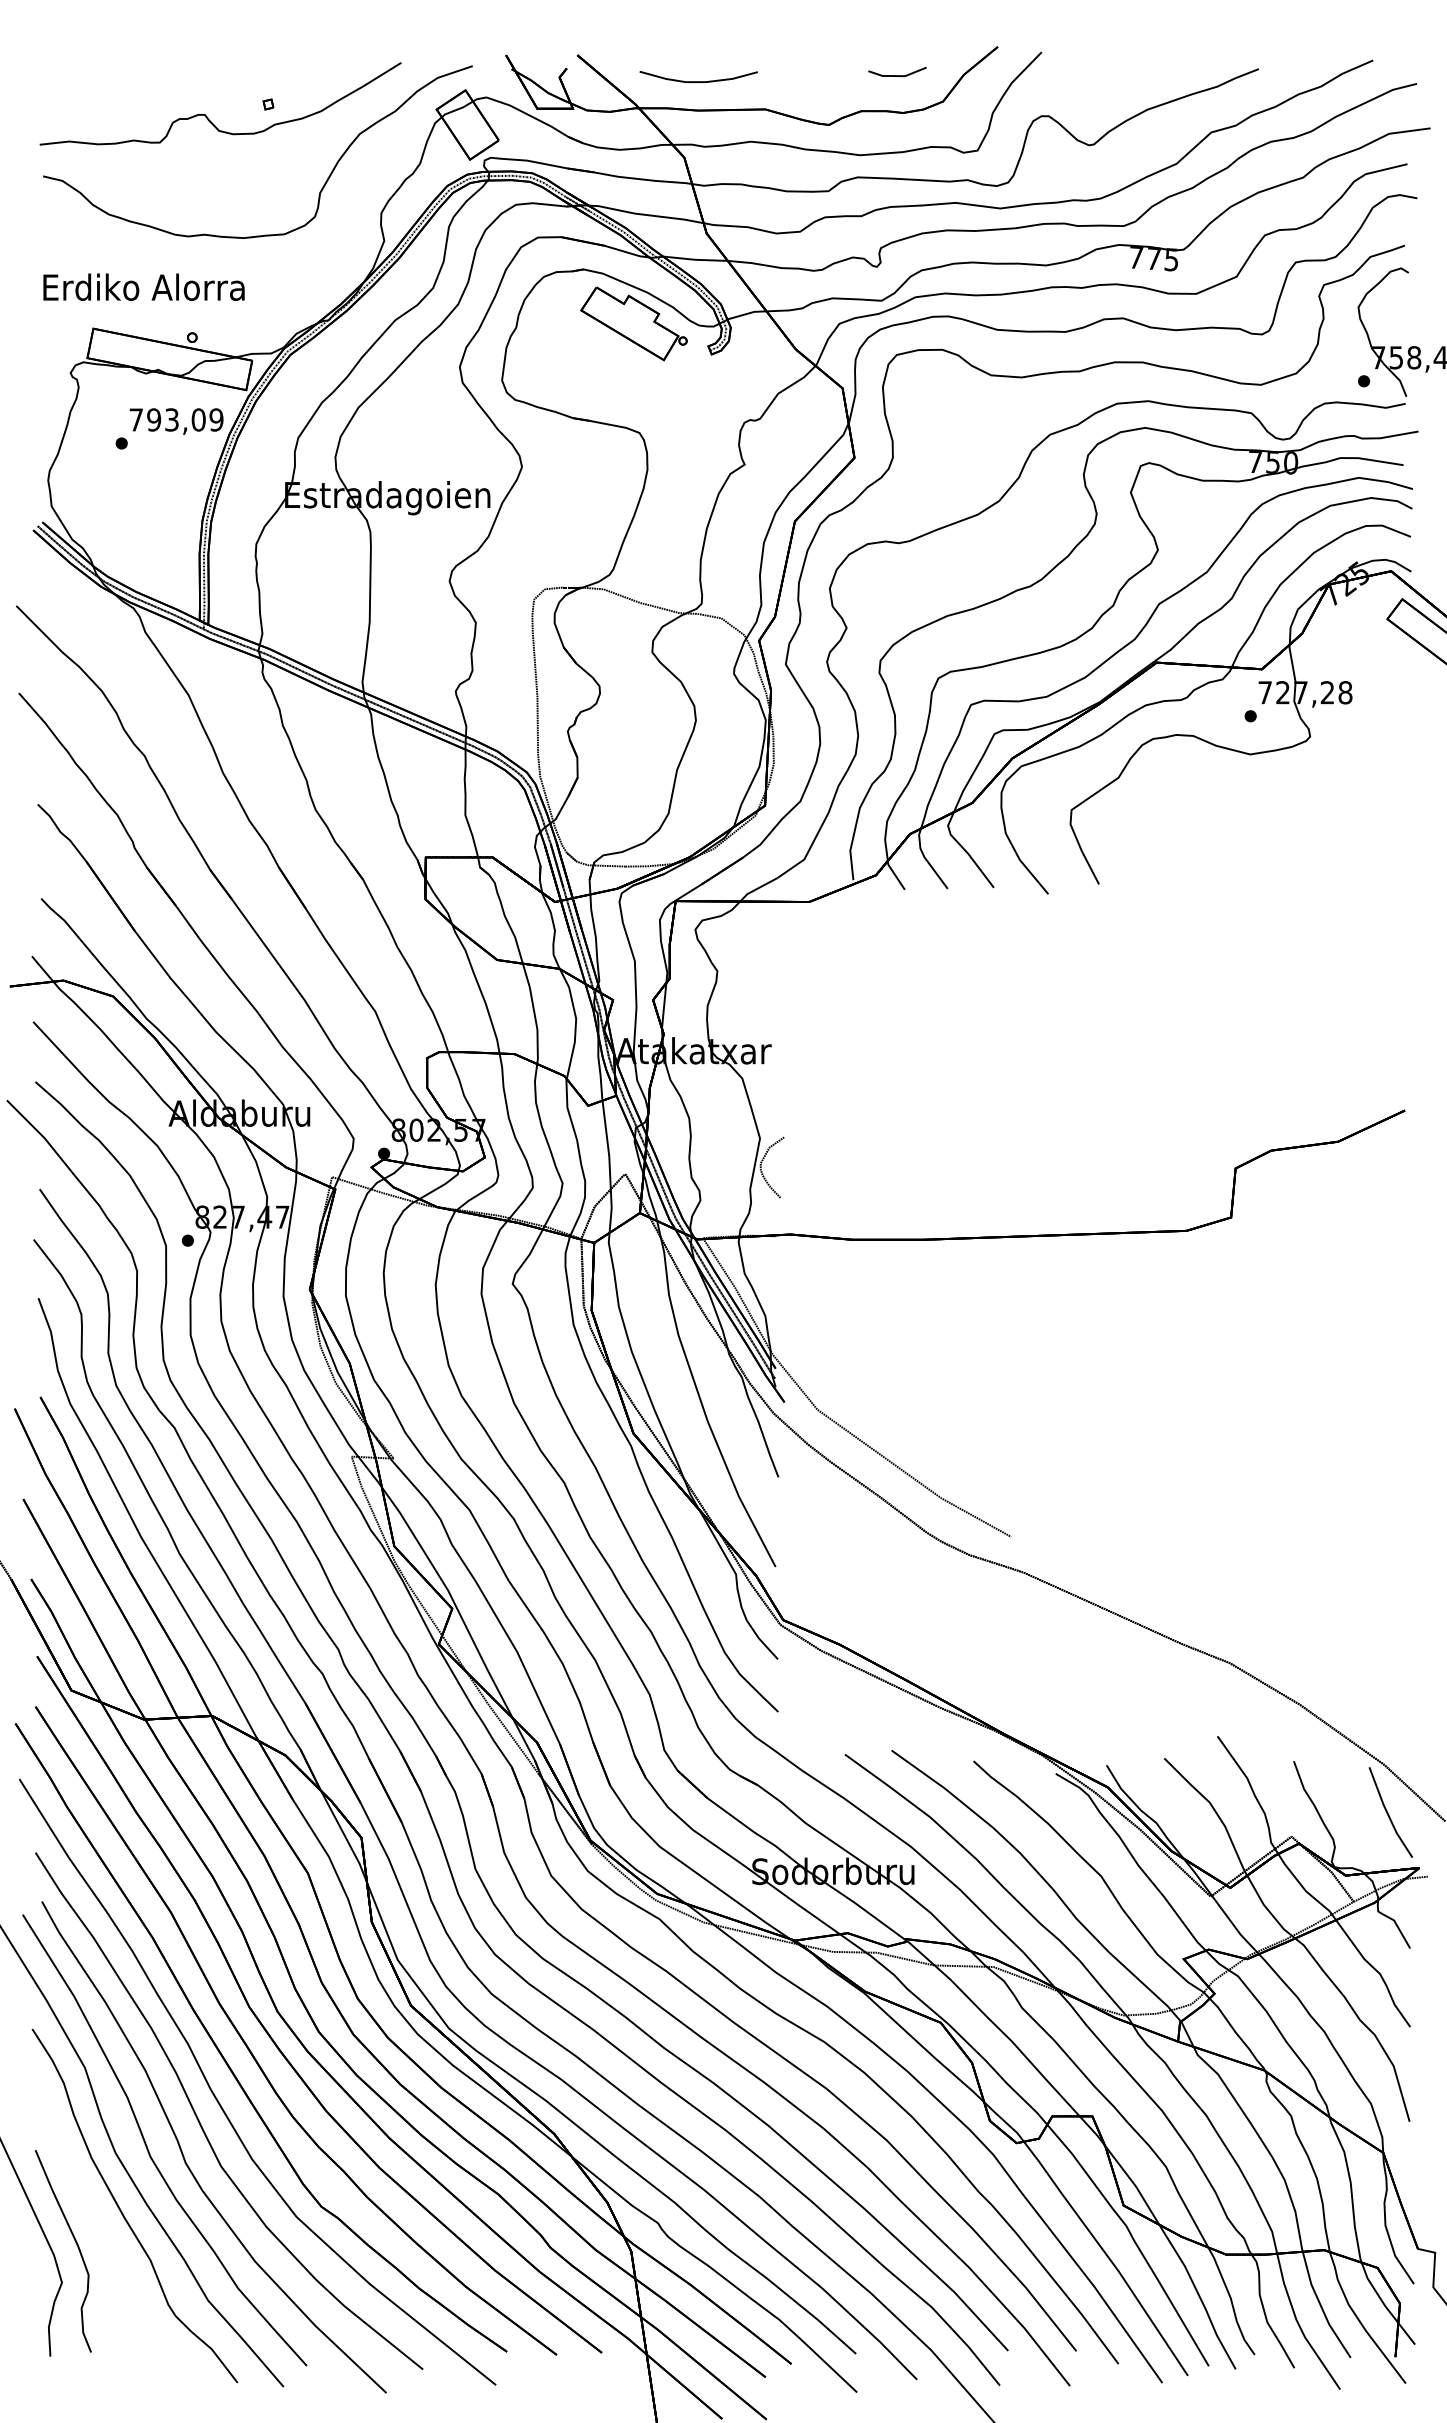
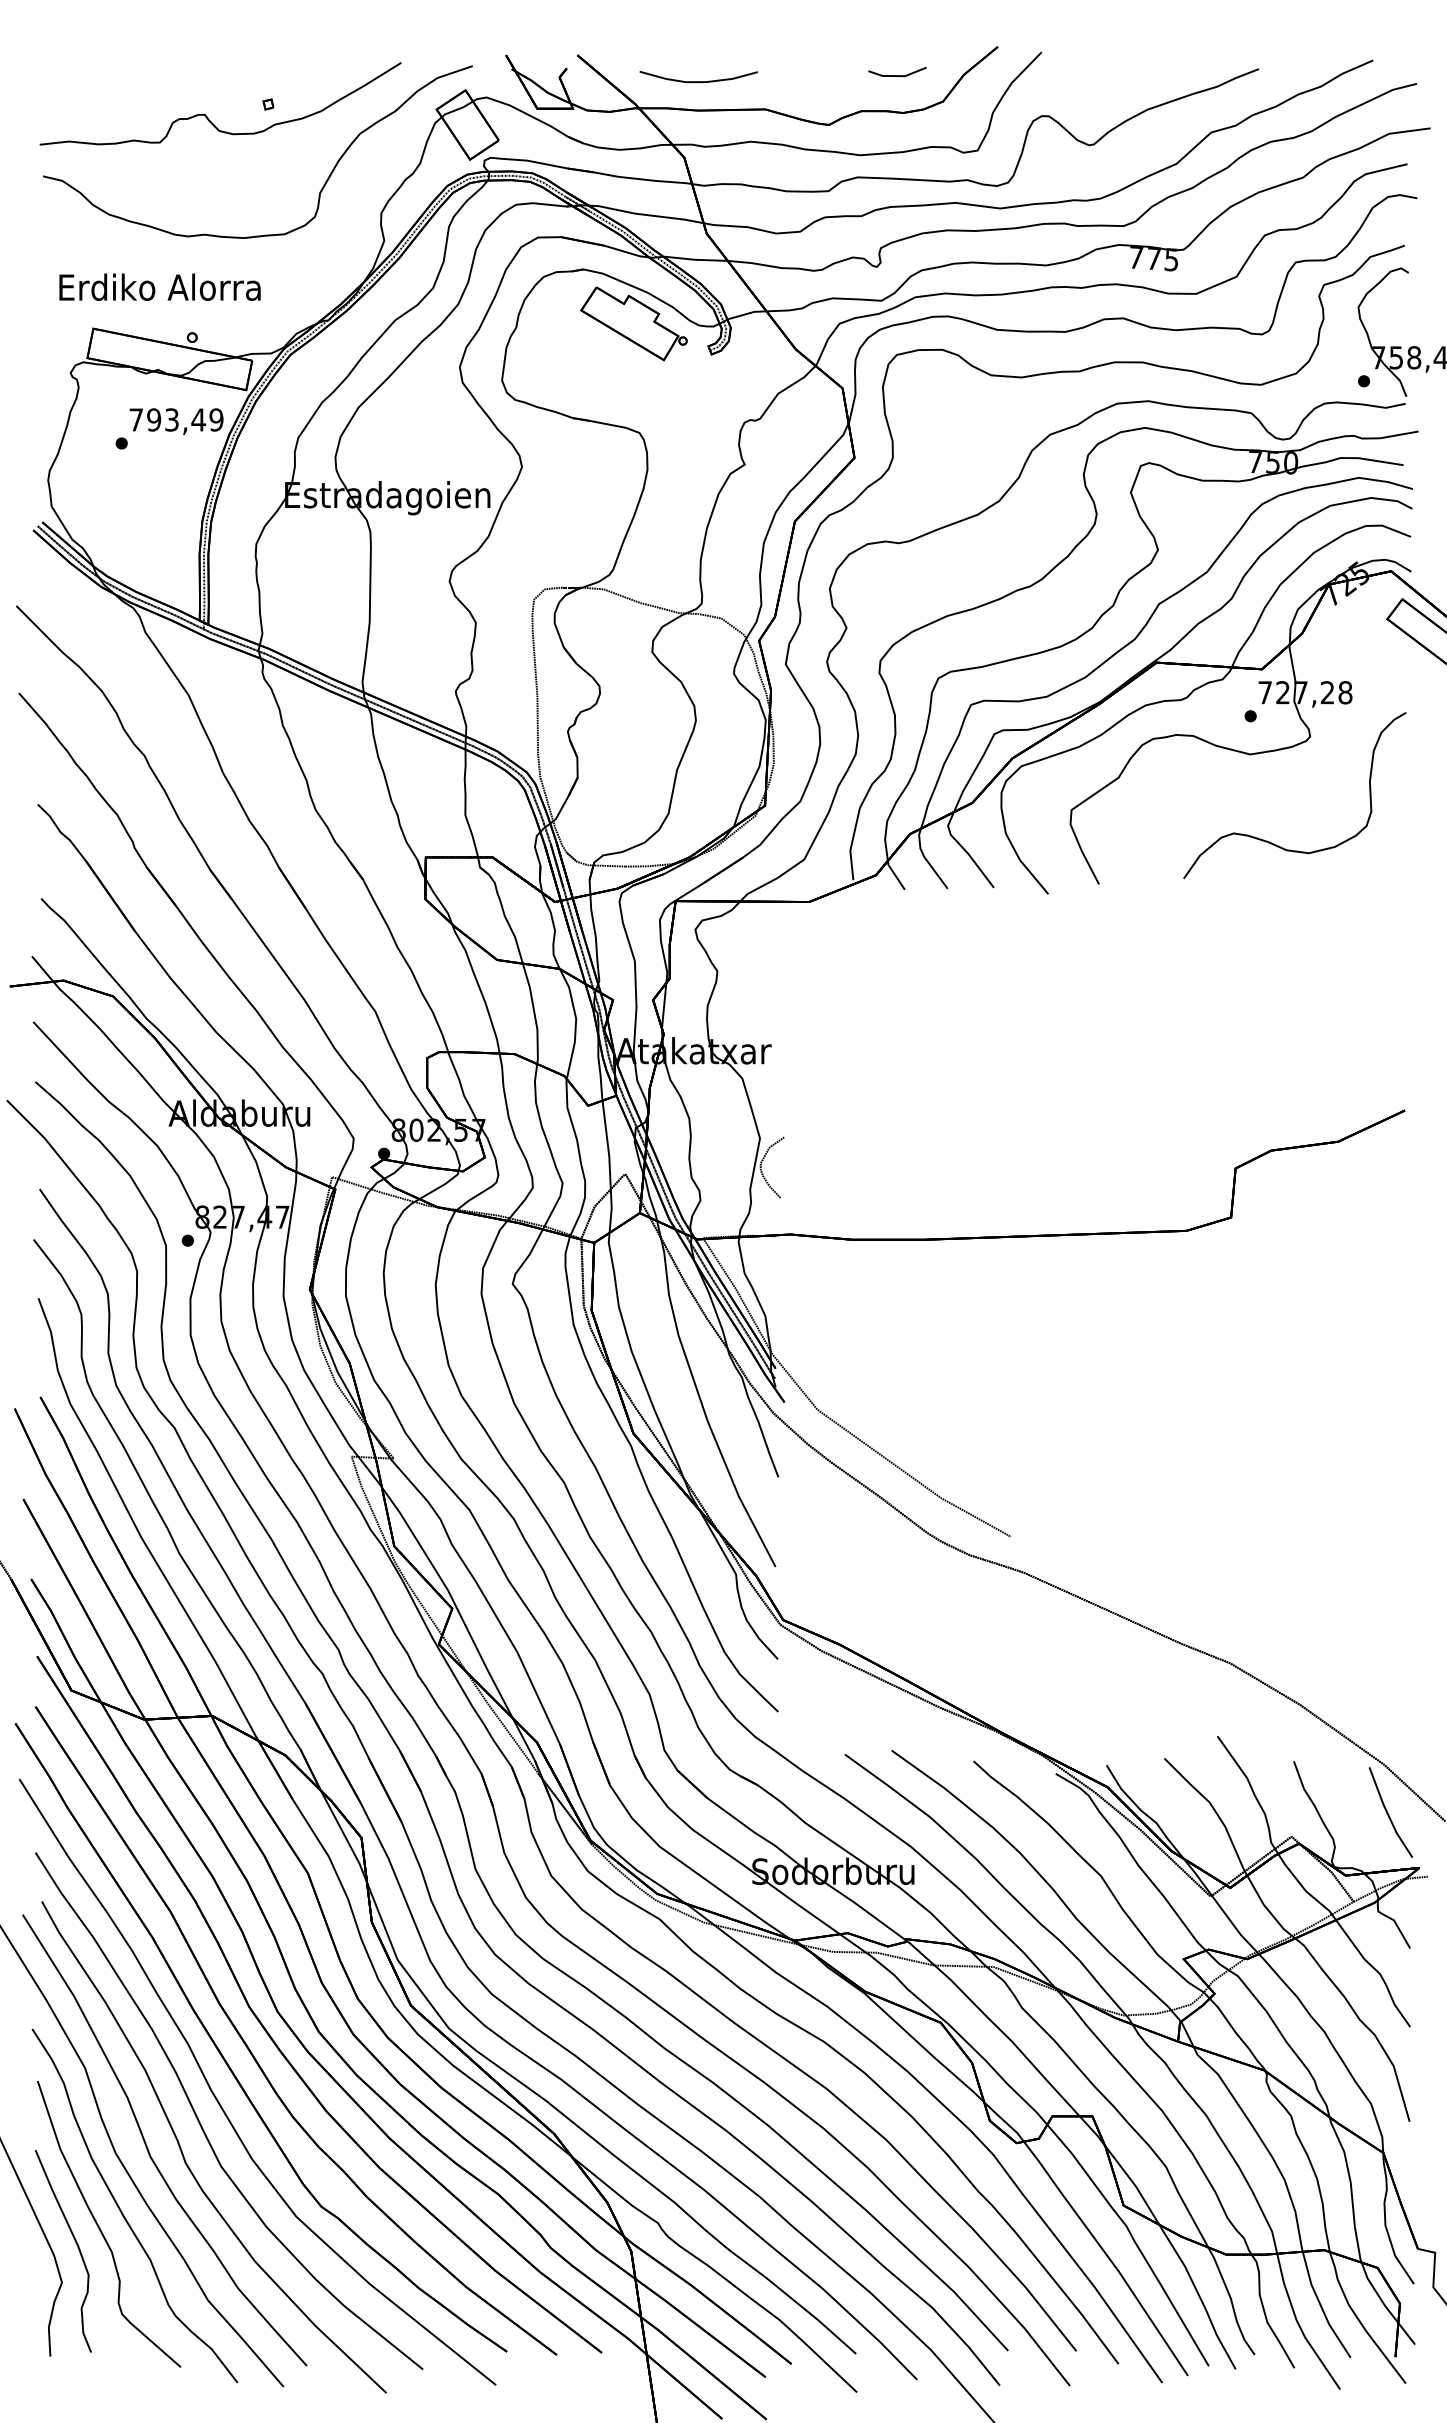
text position: (143, 286) -> (159, 286) (159, 286)
text: 793,09 -> 793,49 (198, 419)
curve: none -> present (1274, 843)
curve: none -> present (100, 2228)
